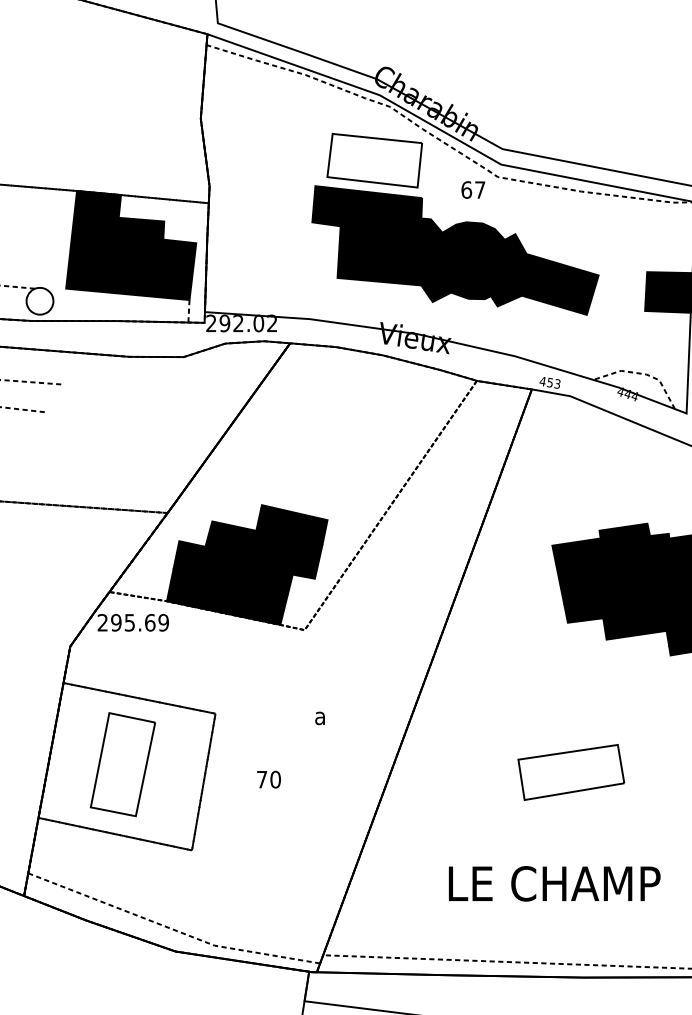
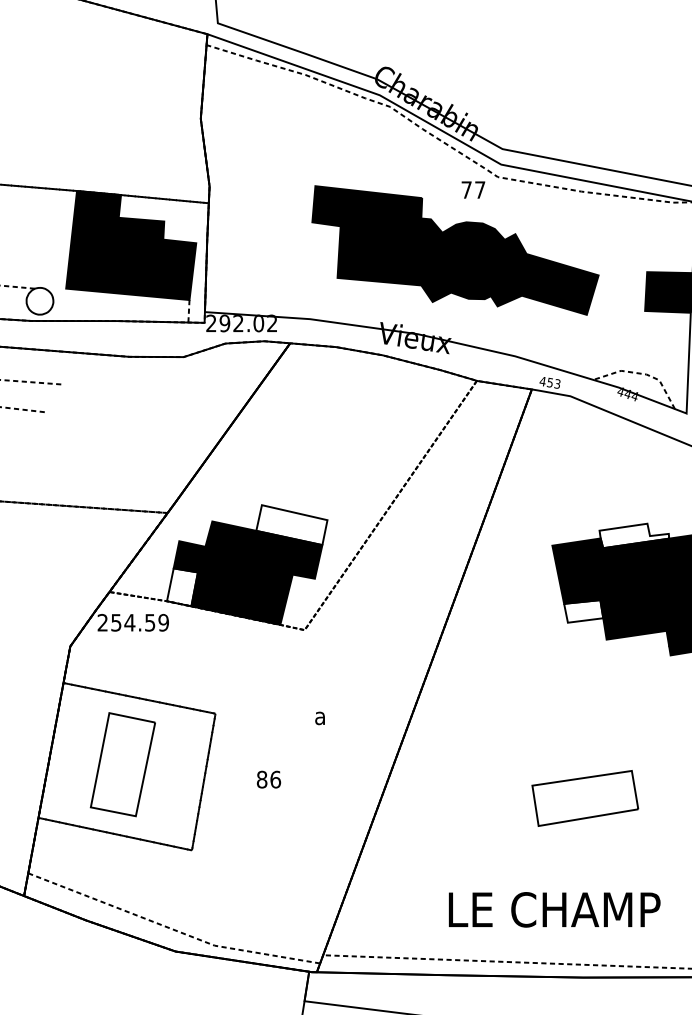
part: present -> none (374, 160)
text: 67 -> 77 (466, 189)
fill: present -> none (291, 525)
fill: present -> none (634, 535)
fill: present -> none (182, 587)
fill: present -> none (583, 611)
text: 295.69 -> 254.59 (133, 622)
part position: (571, 772) -> (585, 798) (585, 798)
text: 70 -> 86 (268, 779)
text position: (554, 883) -> (554, 909) (554, 909)
